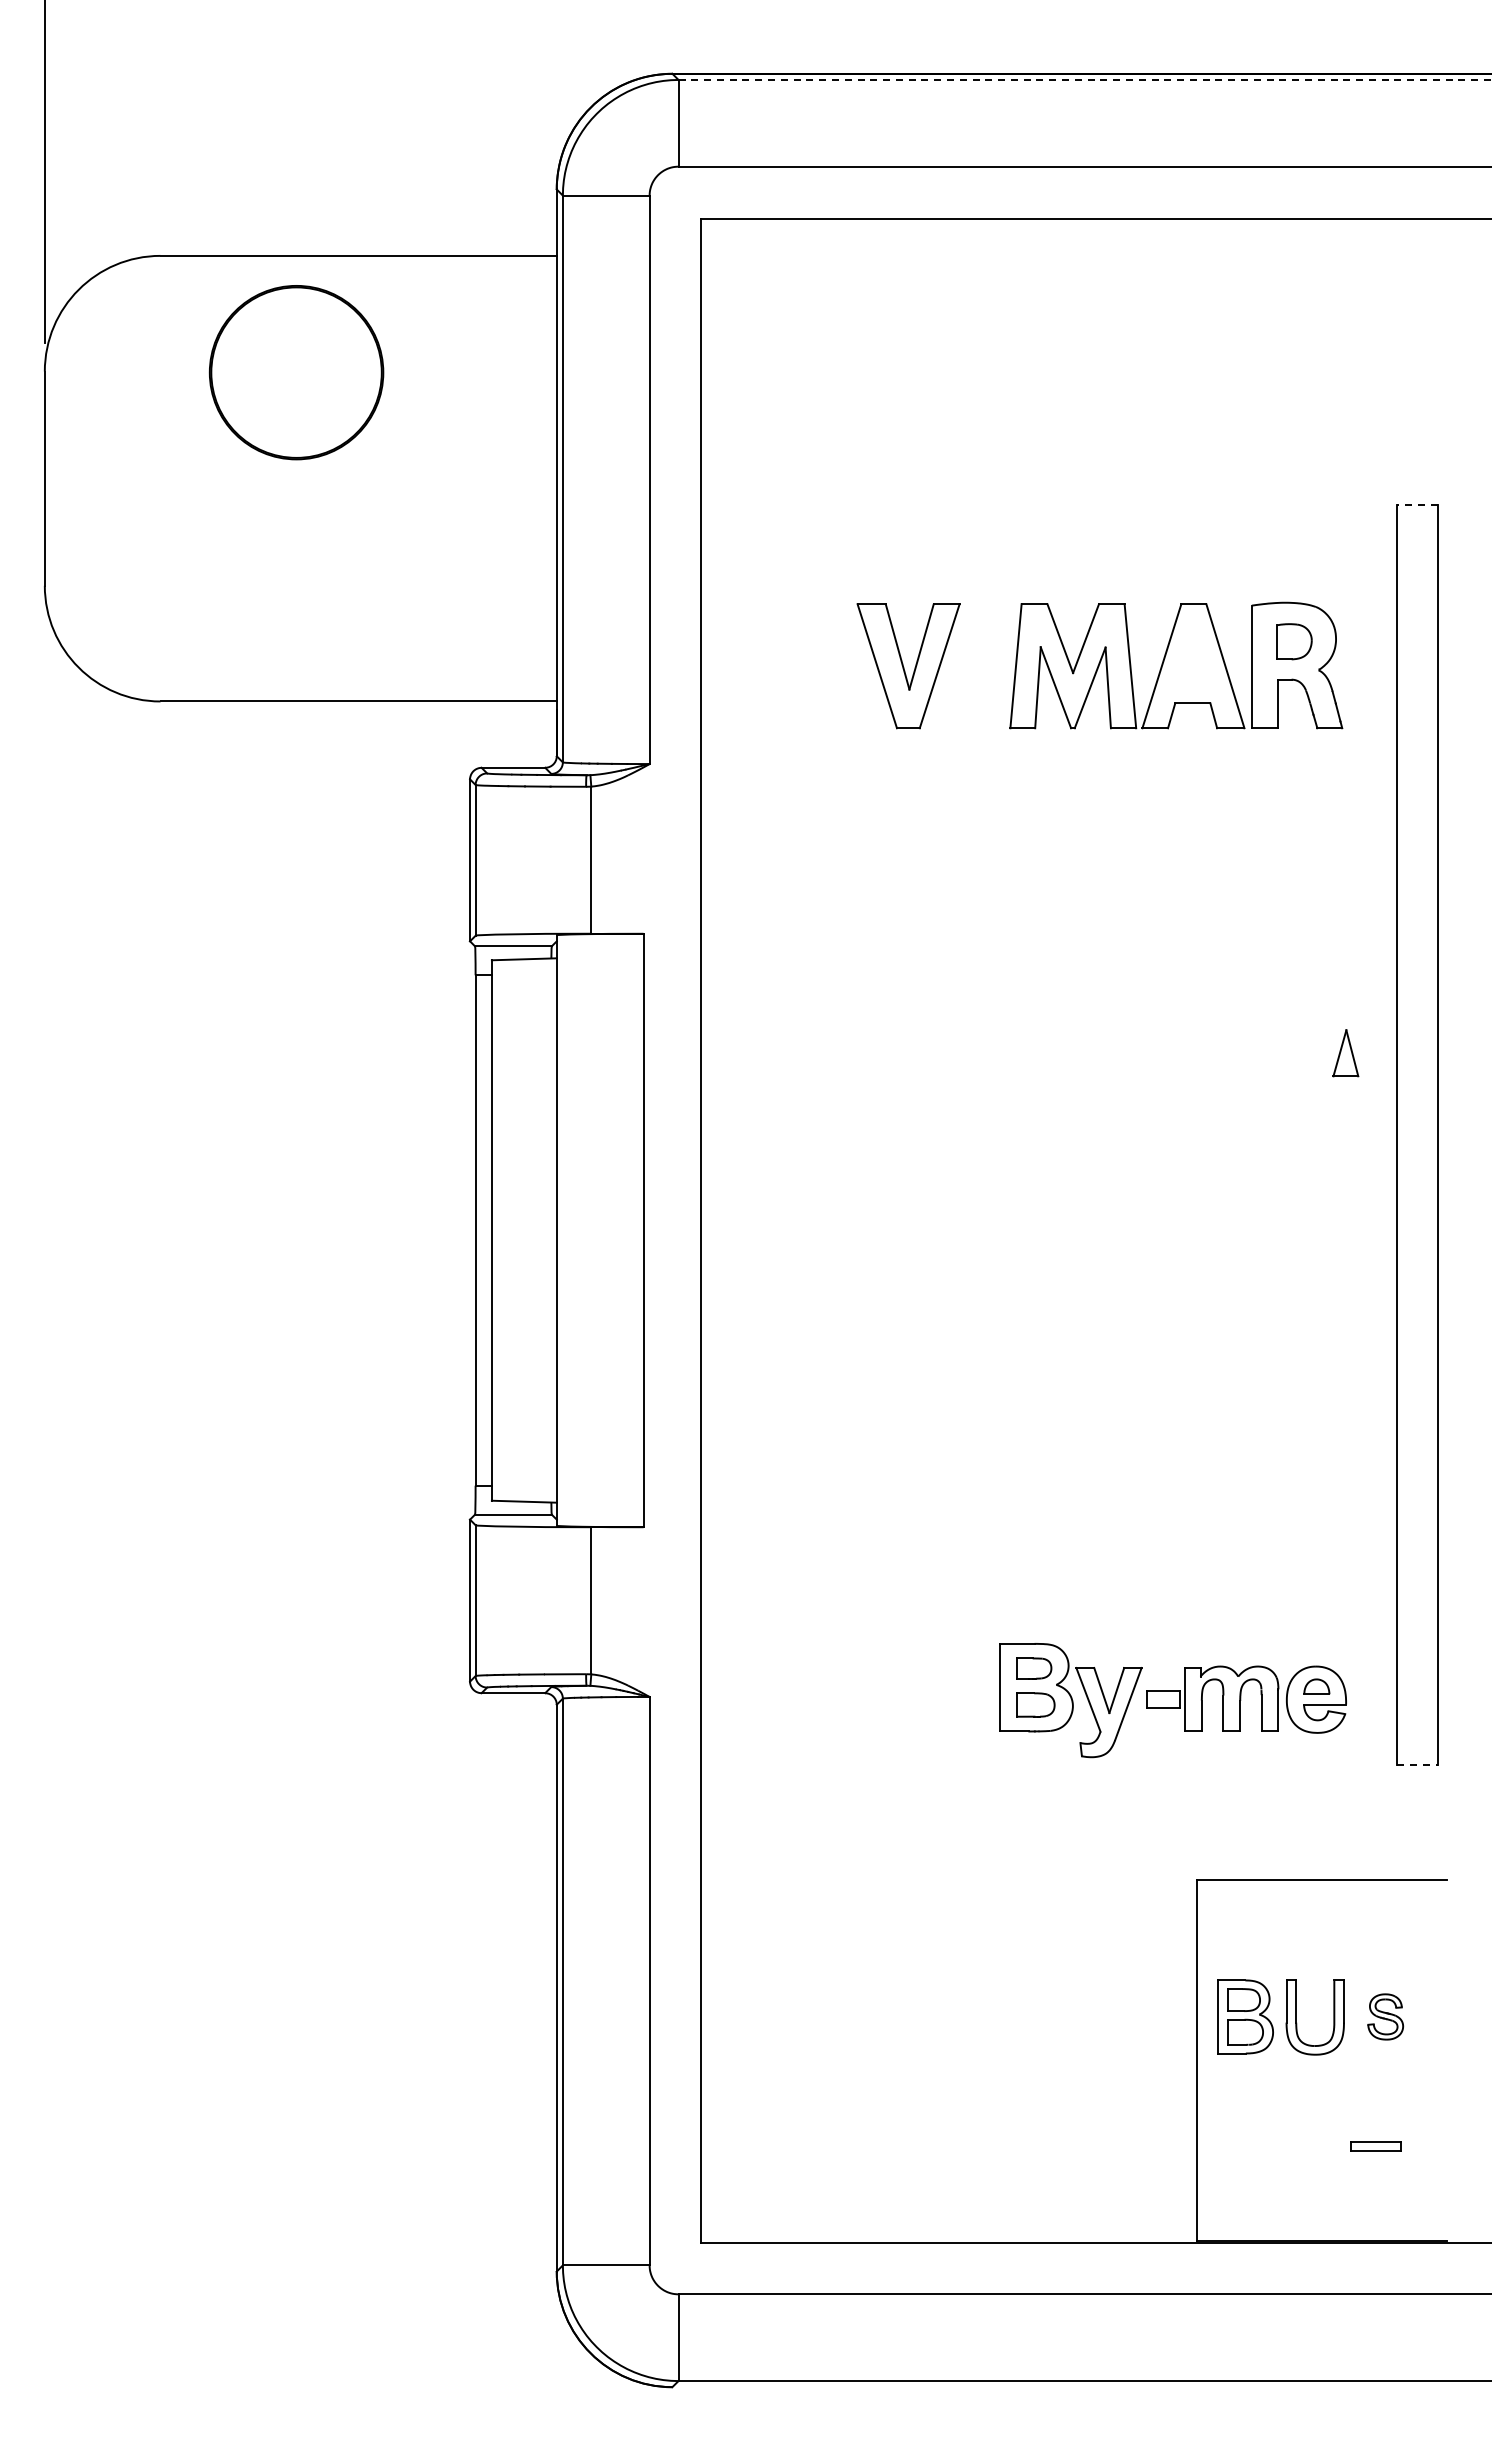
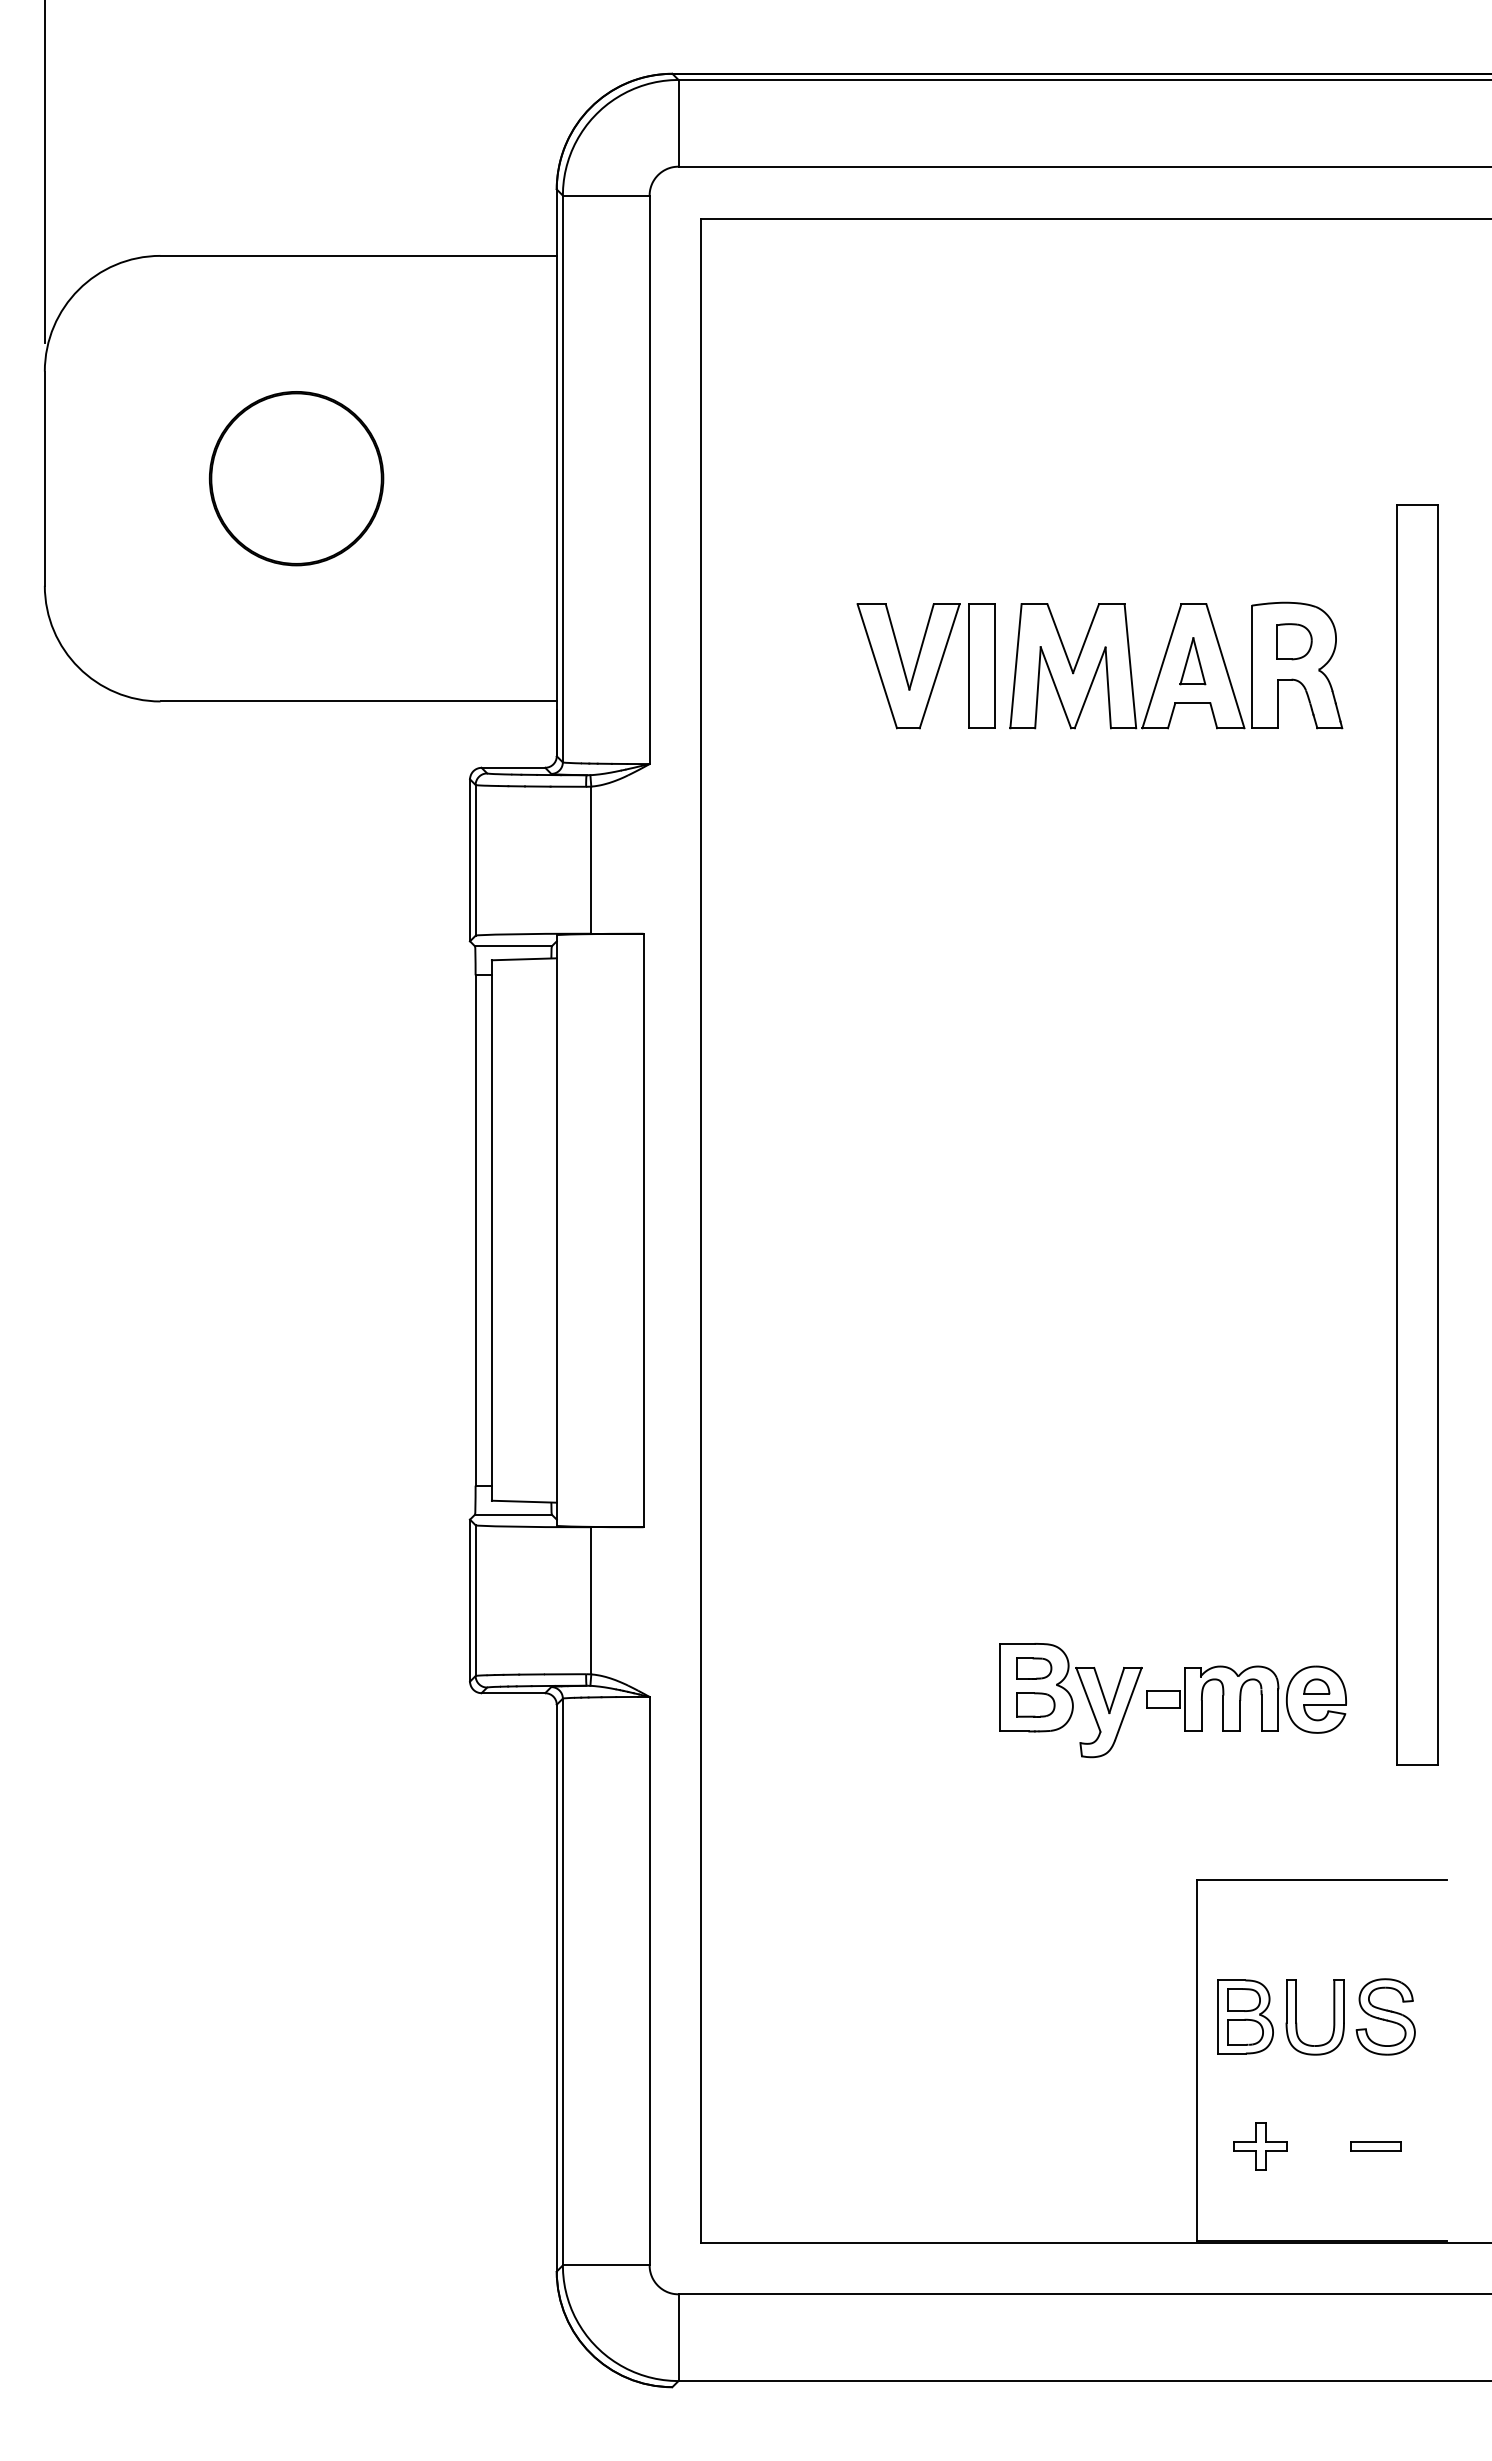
line: dashed -> solid (1085, 79)
part position: (296, 372) -> (296, 478) (296, 478)
line: dashed -> solid (1416, 504)
part: none -> present (981, 665)
part position: (1345, 1053) -> (1192, 661) (1192, 661)
line: dashed -> solid (1417, 1764)
part size: 38x48 px -> 61x78 px (1385, 2016)
part: none -> present (1260, 2146)
